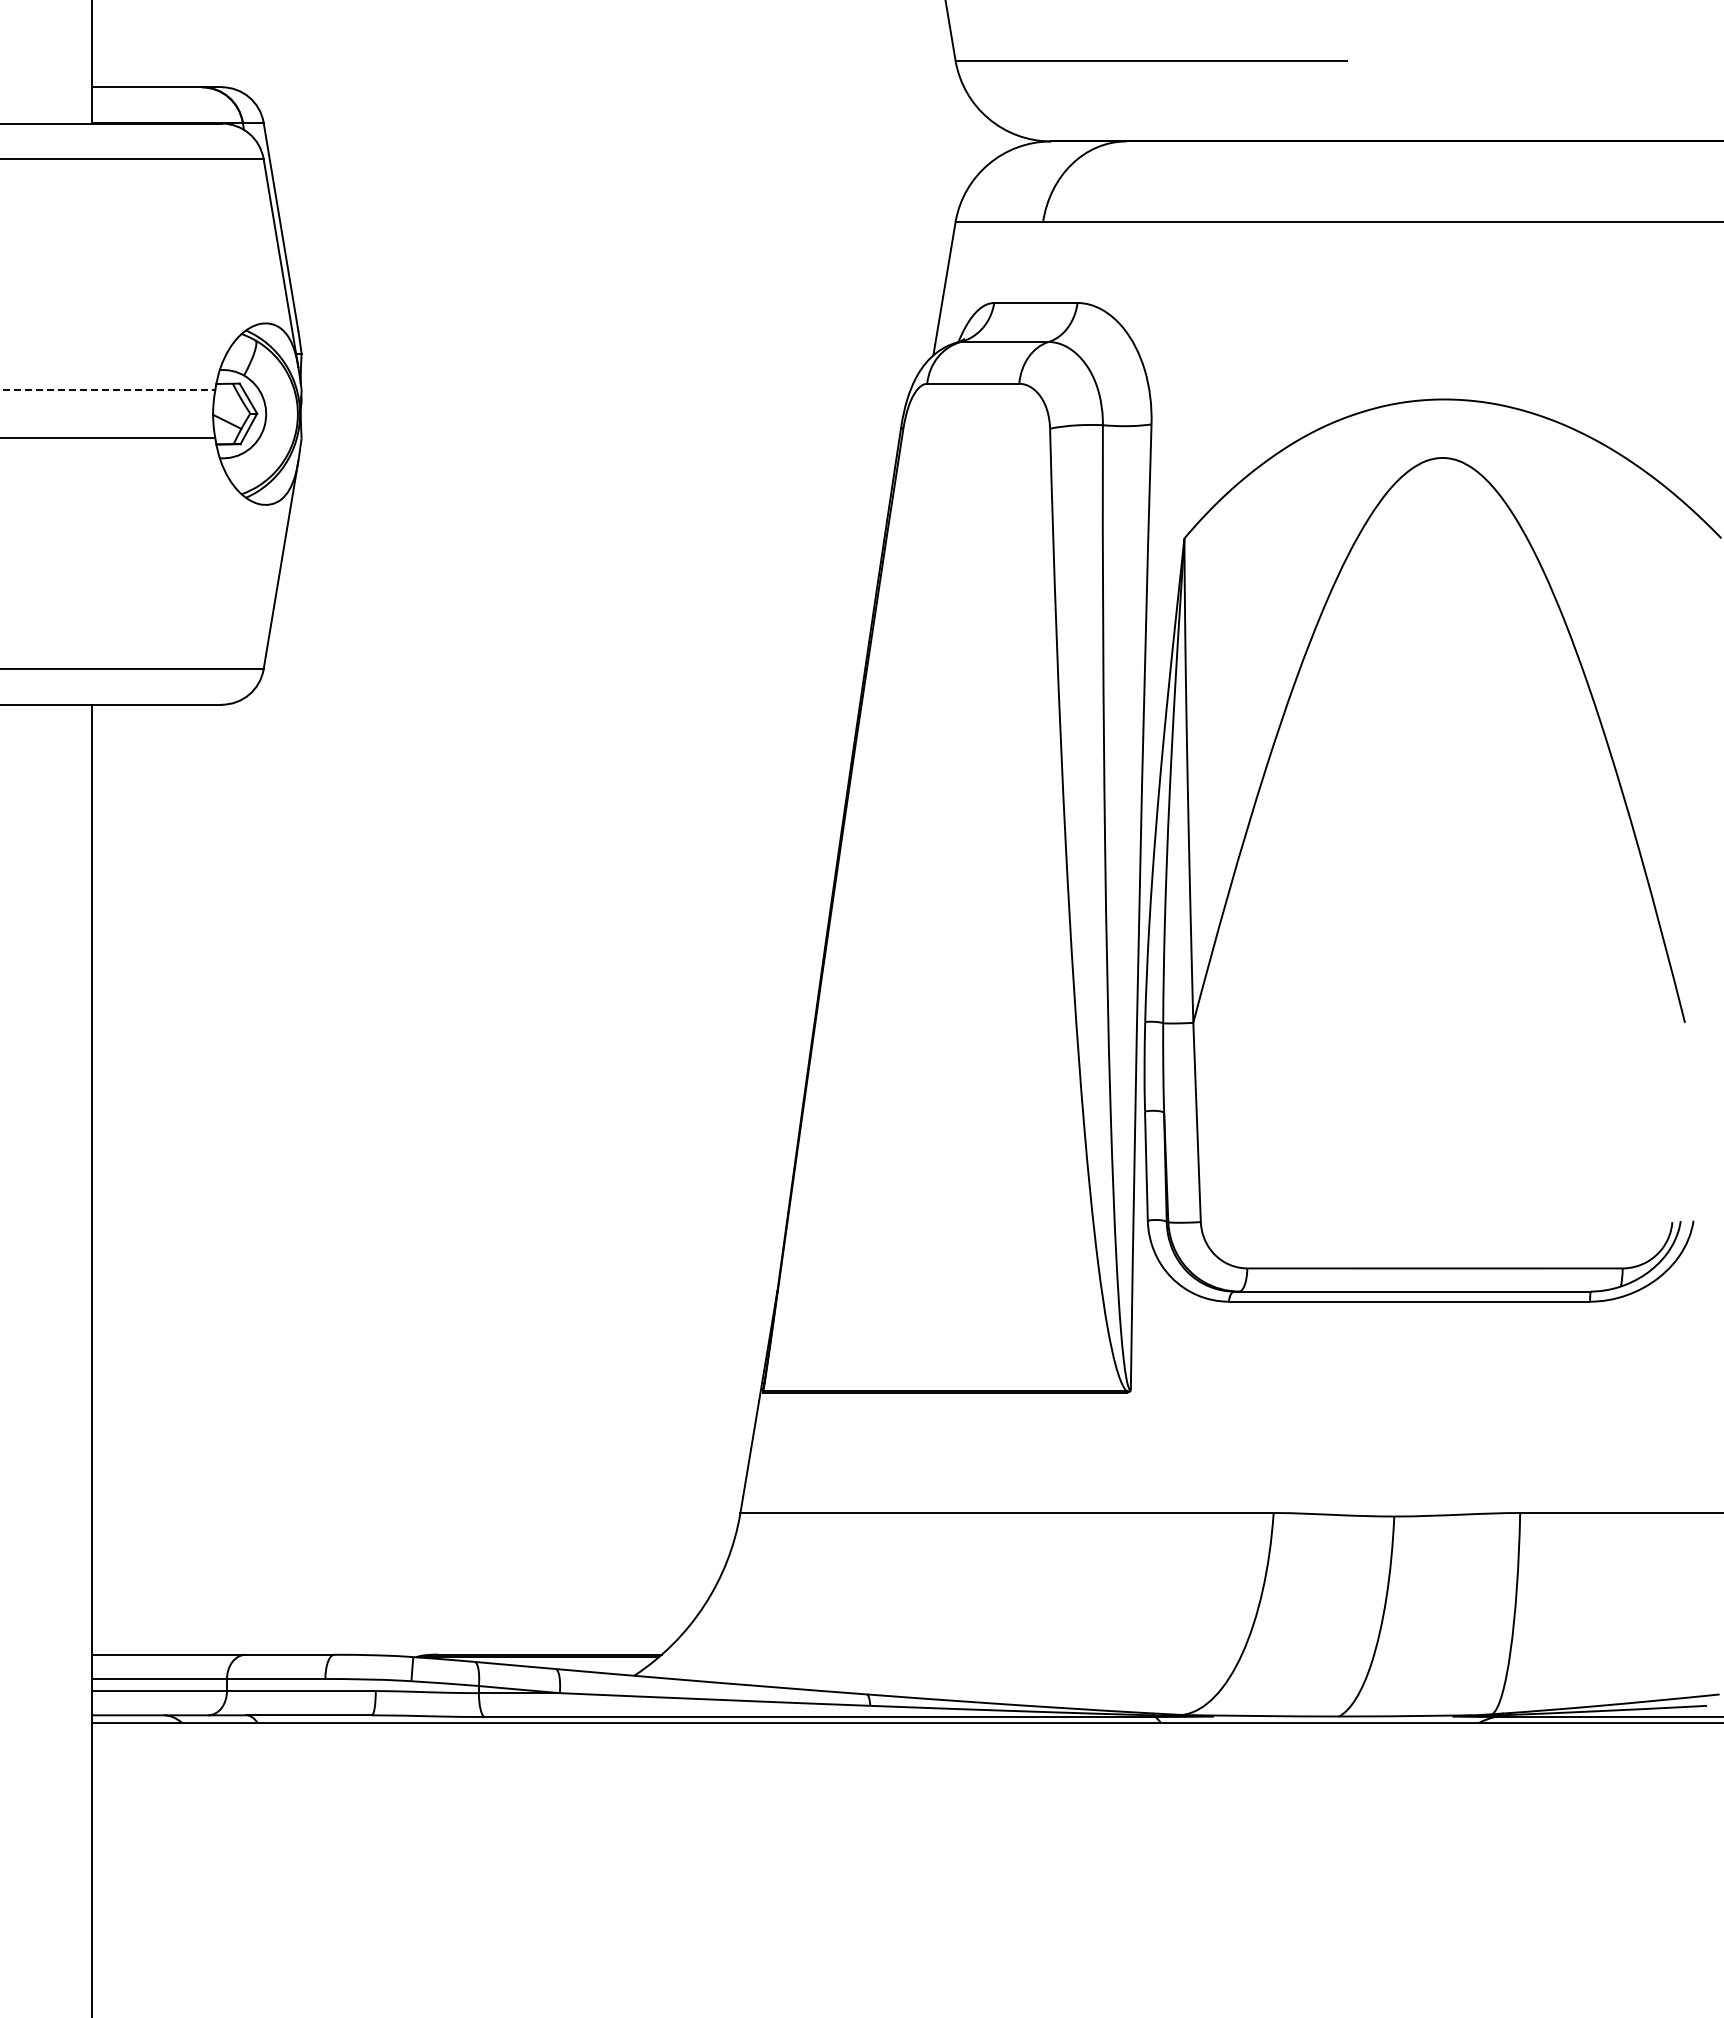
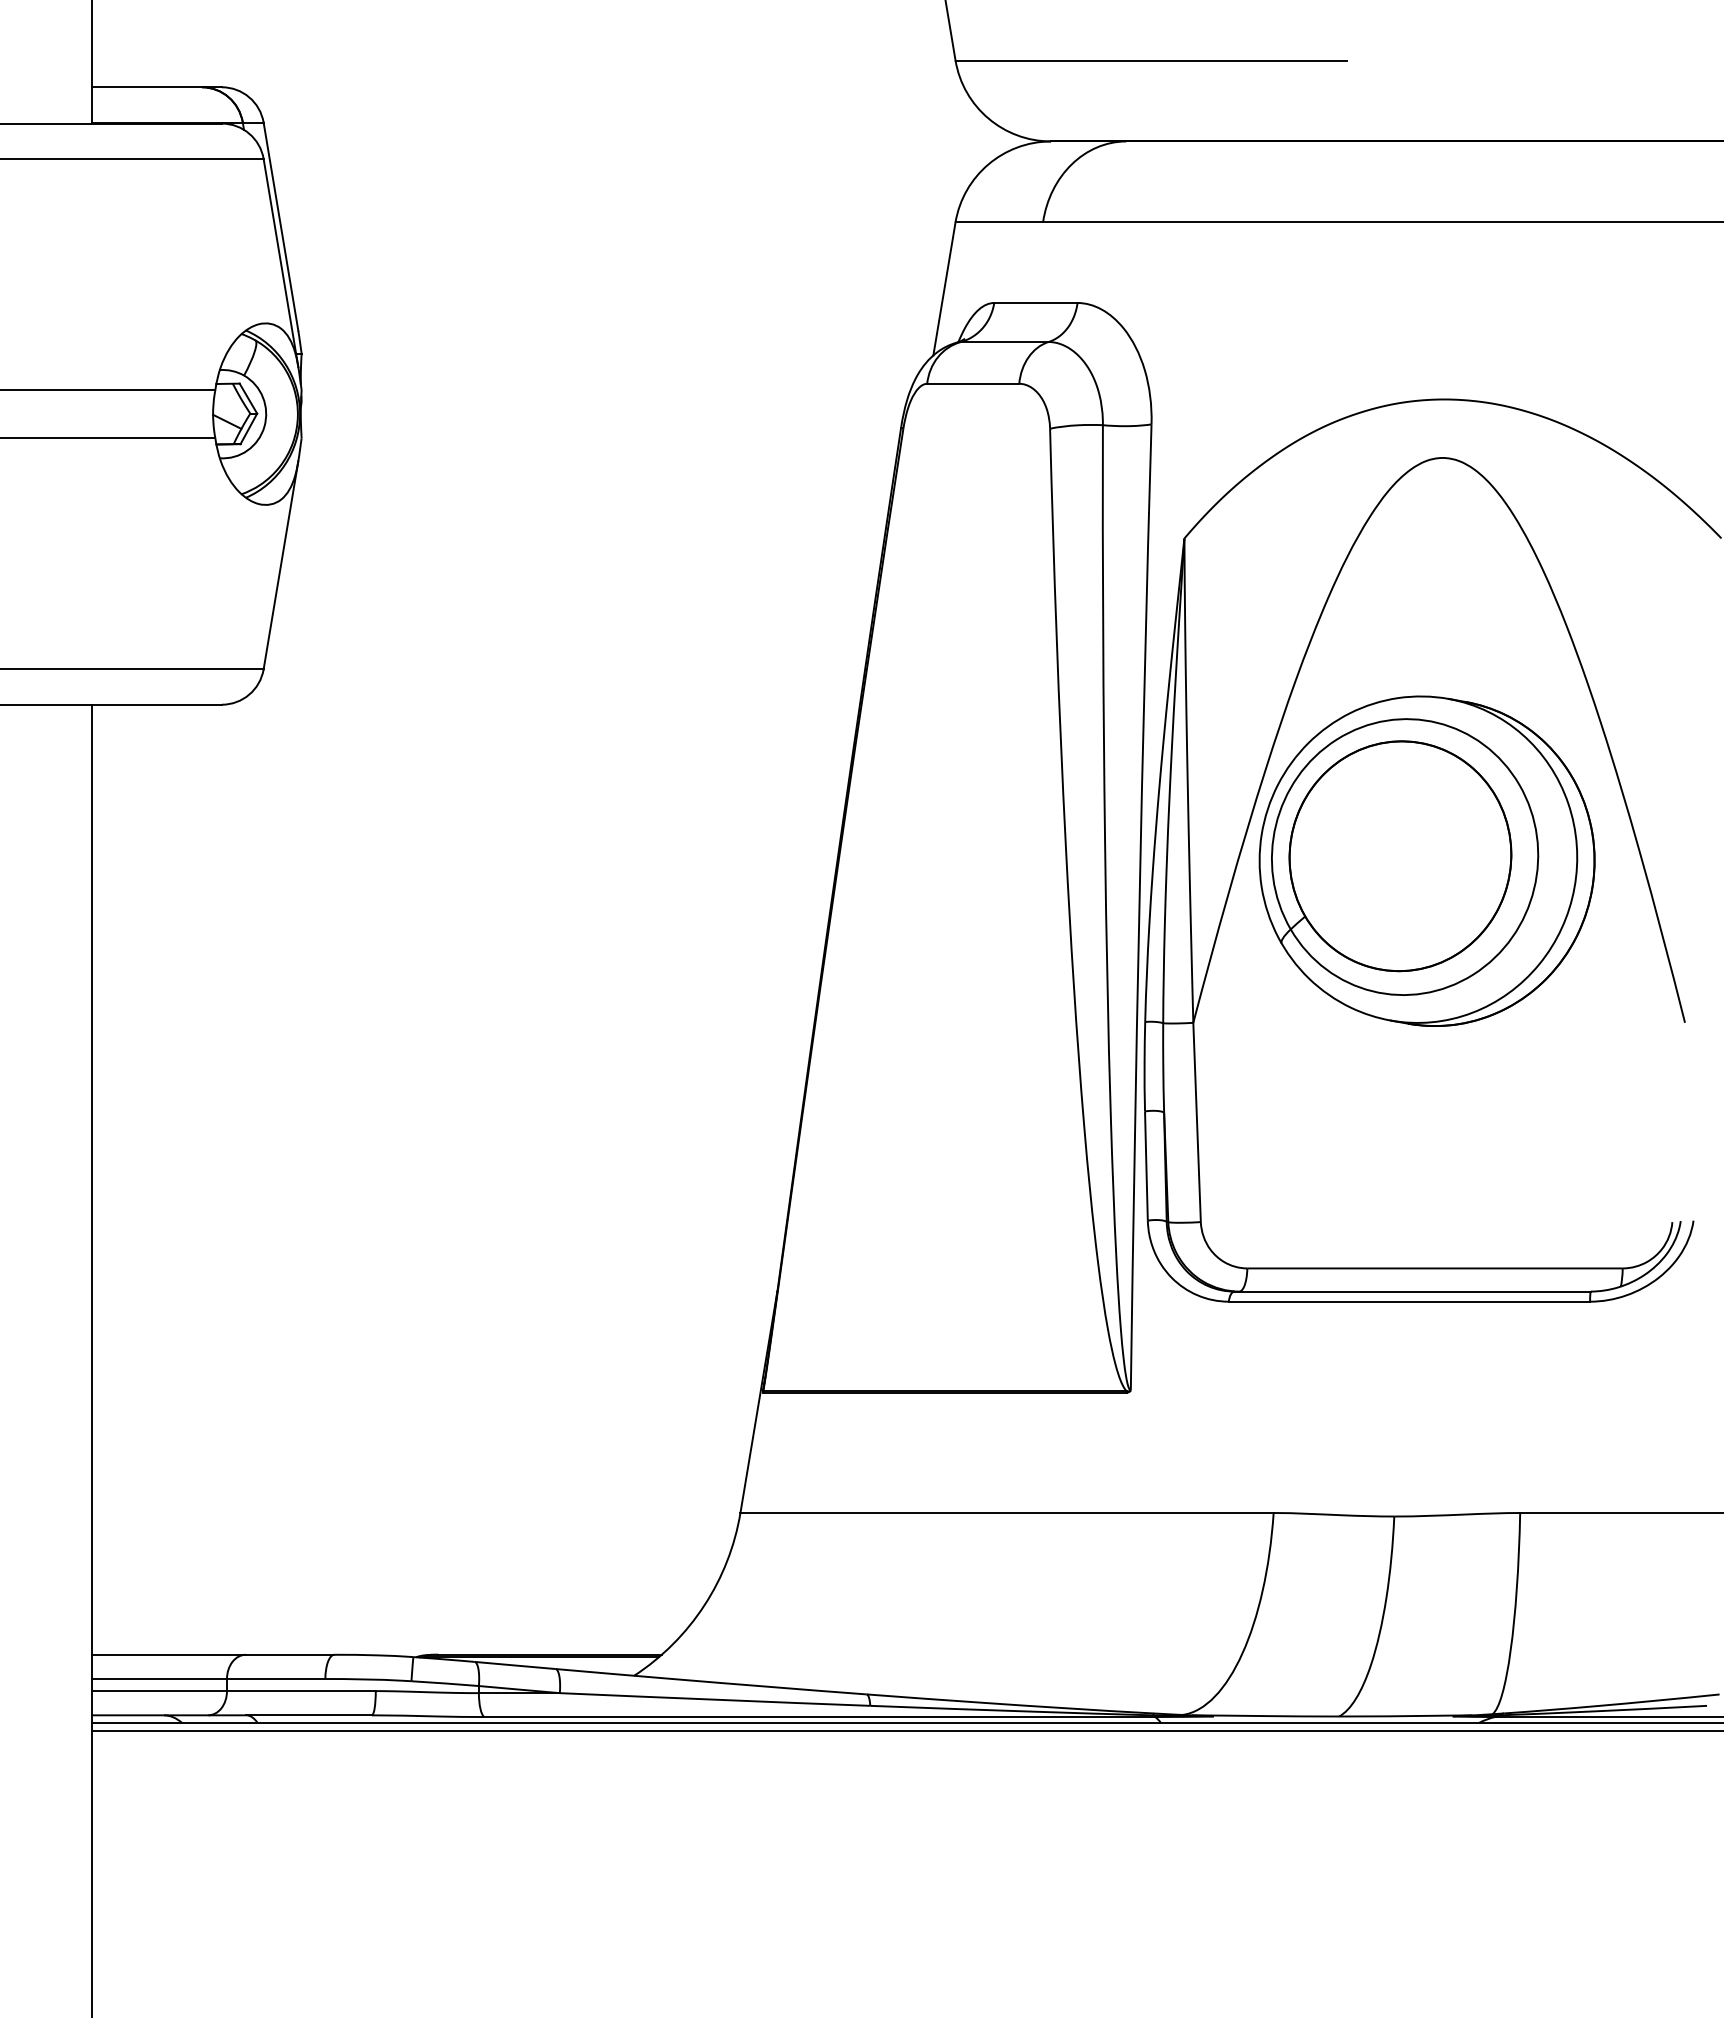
line: dashed -> solid (108, 389)
part: none -> present (1426, 860)
line: none -> present (905, 1730)
